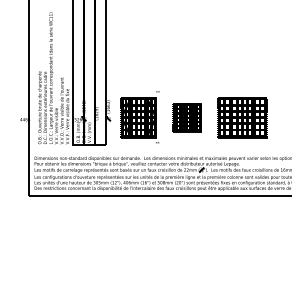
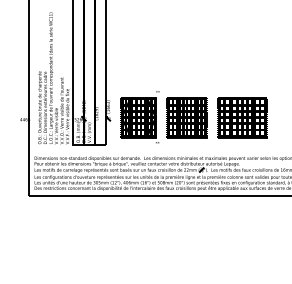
part size: 30x30 px -> 42x42 px (186, 117)
